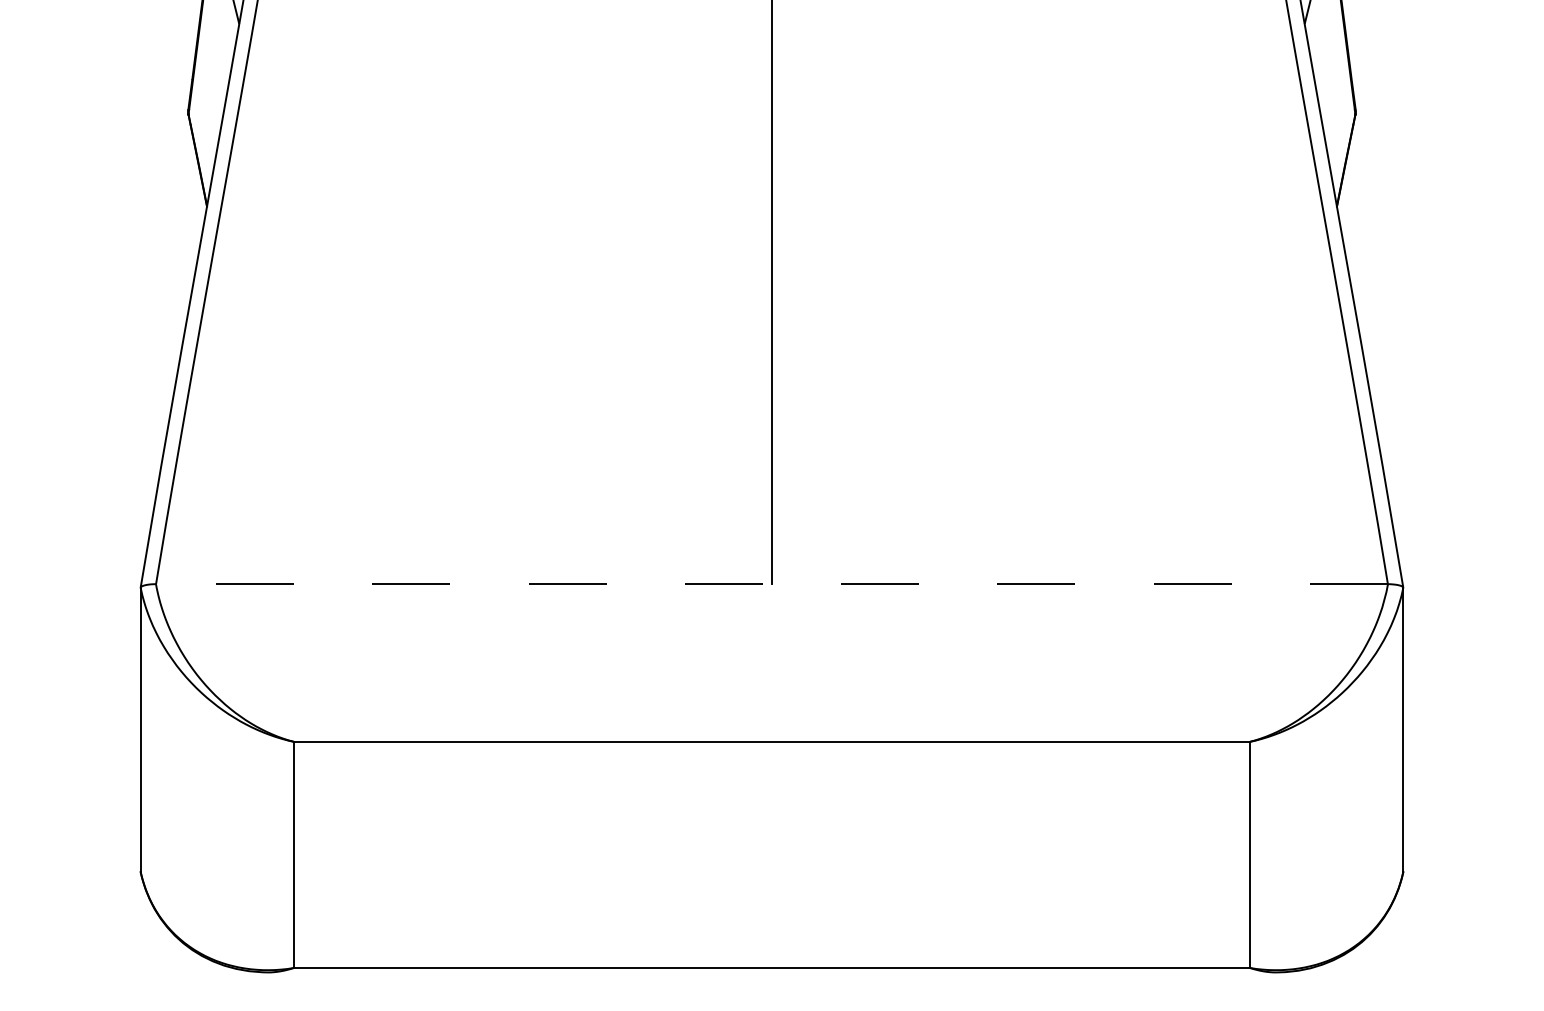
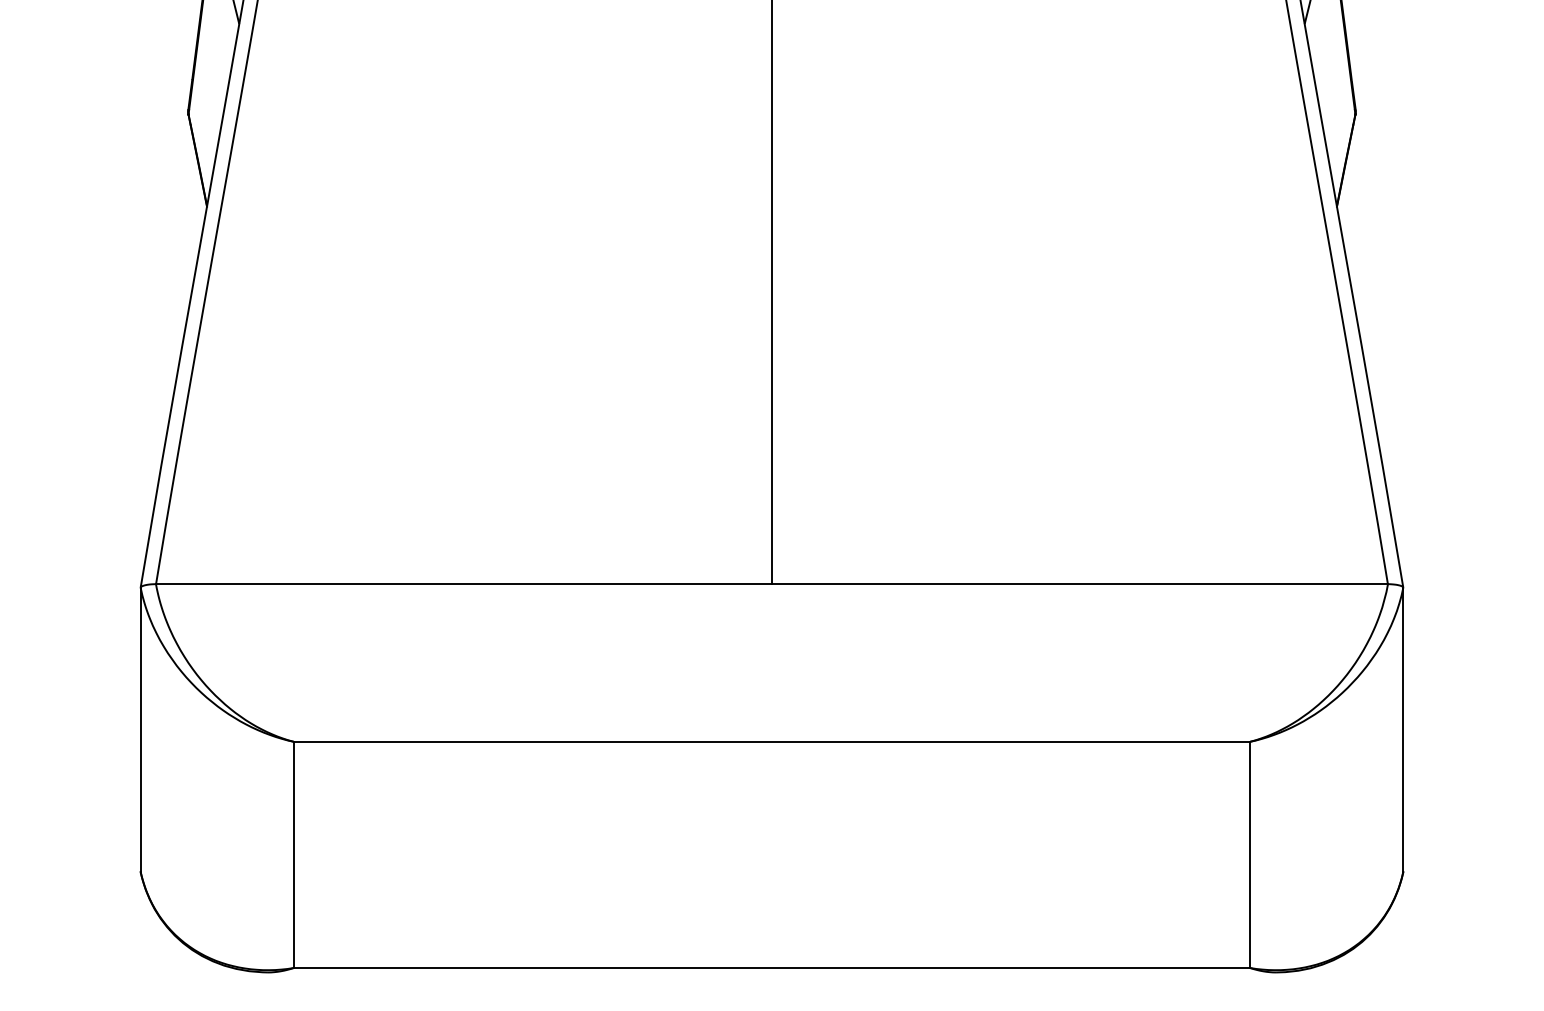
line: dashed -> solid (771, 584)
